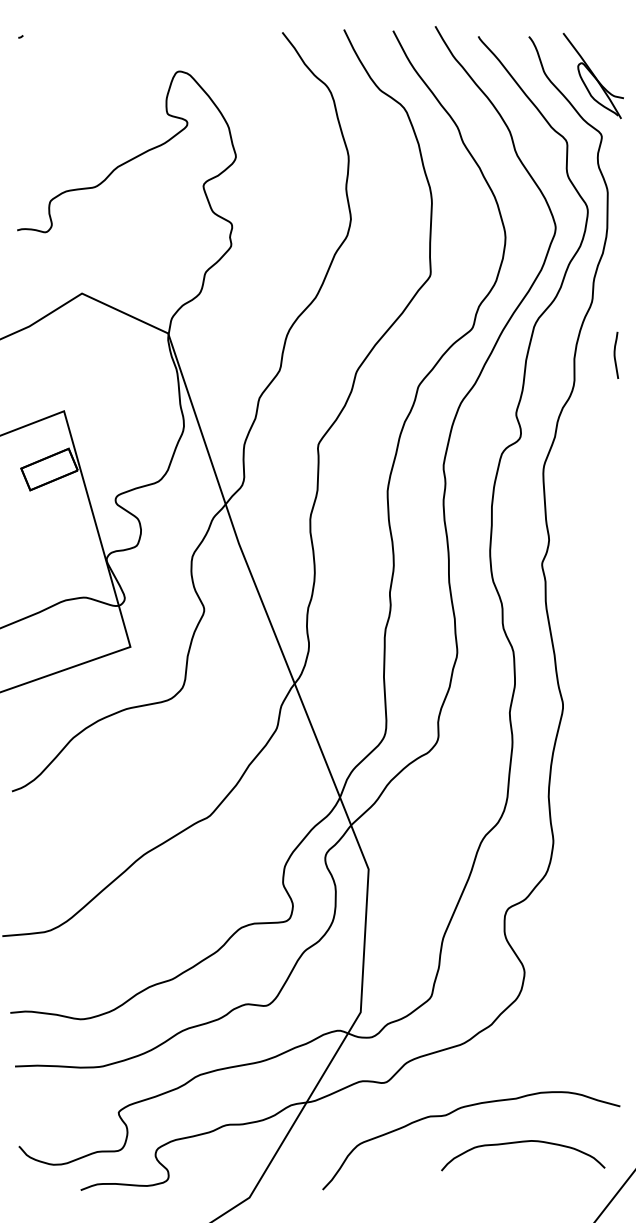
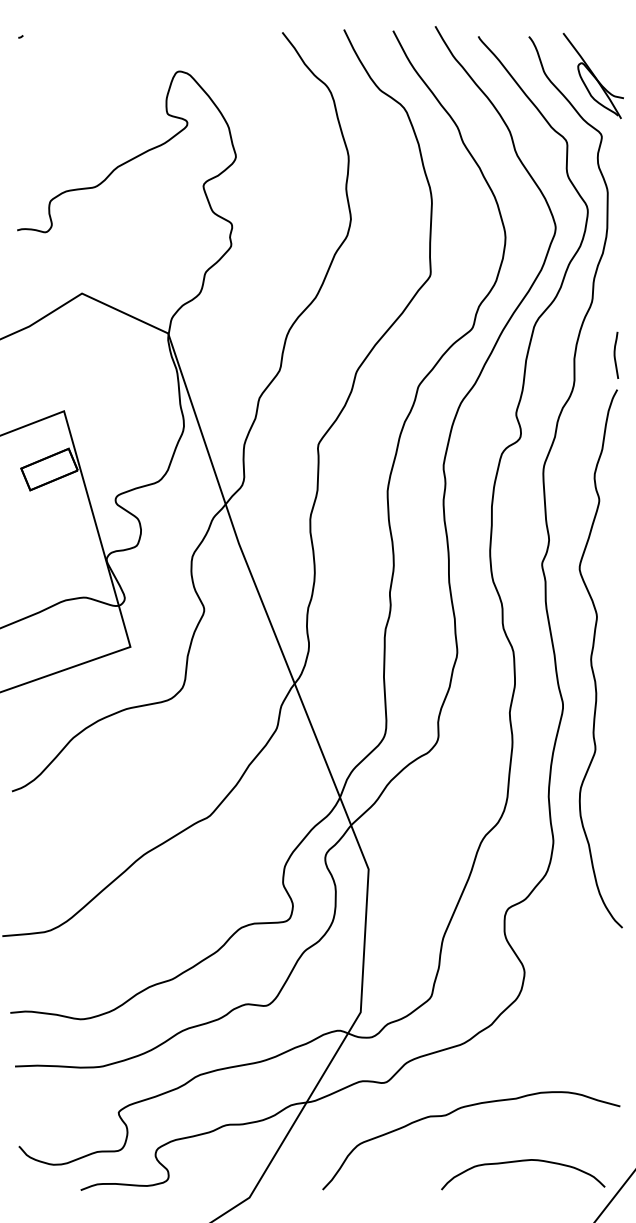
curve: none -> present (592, 658)
curve position: (523, 1142) -> (523, 1161) (523, 1161)
